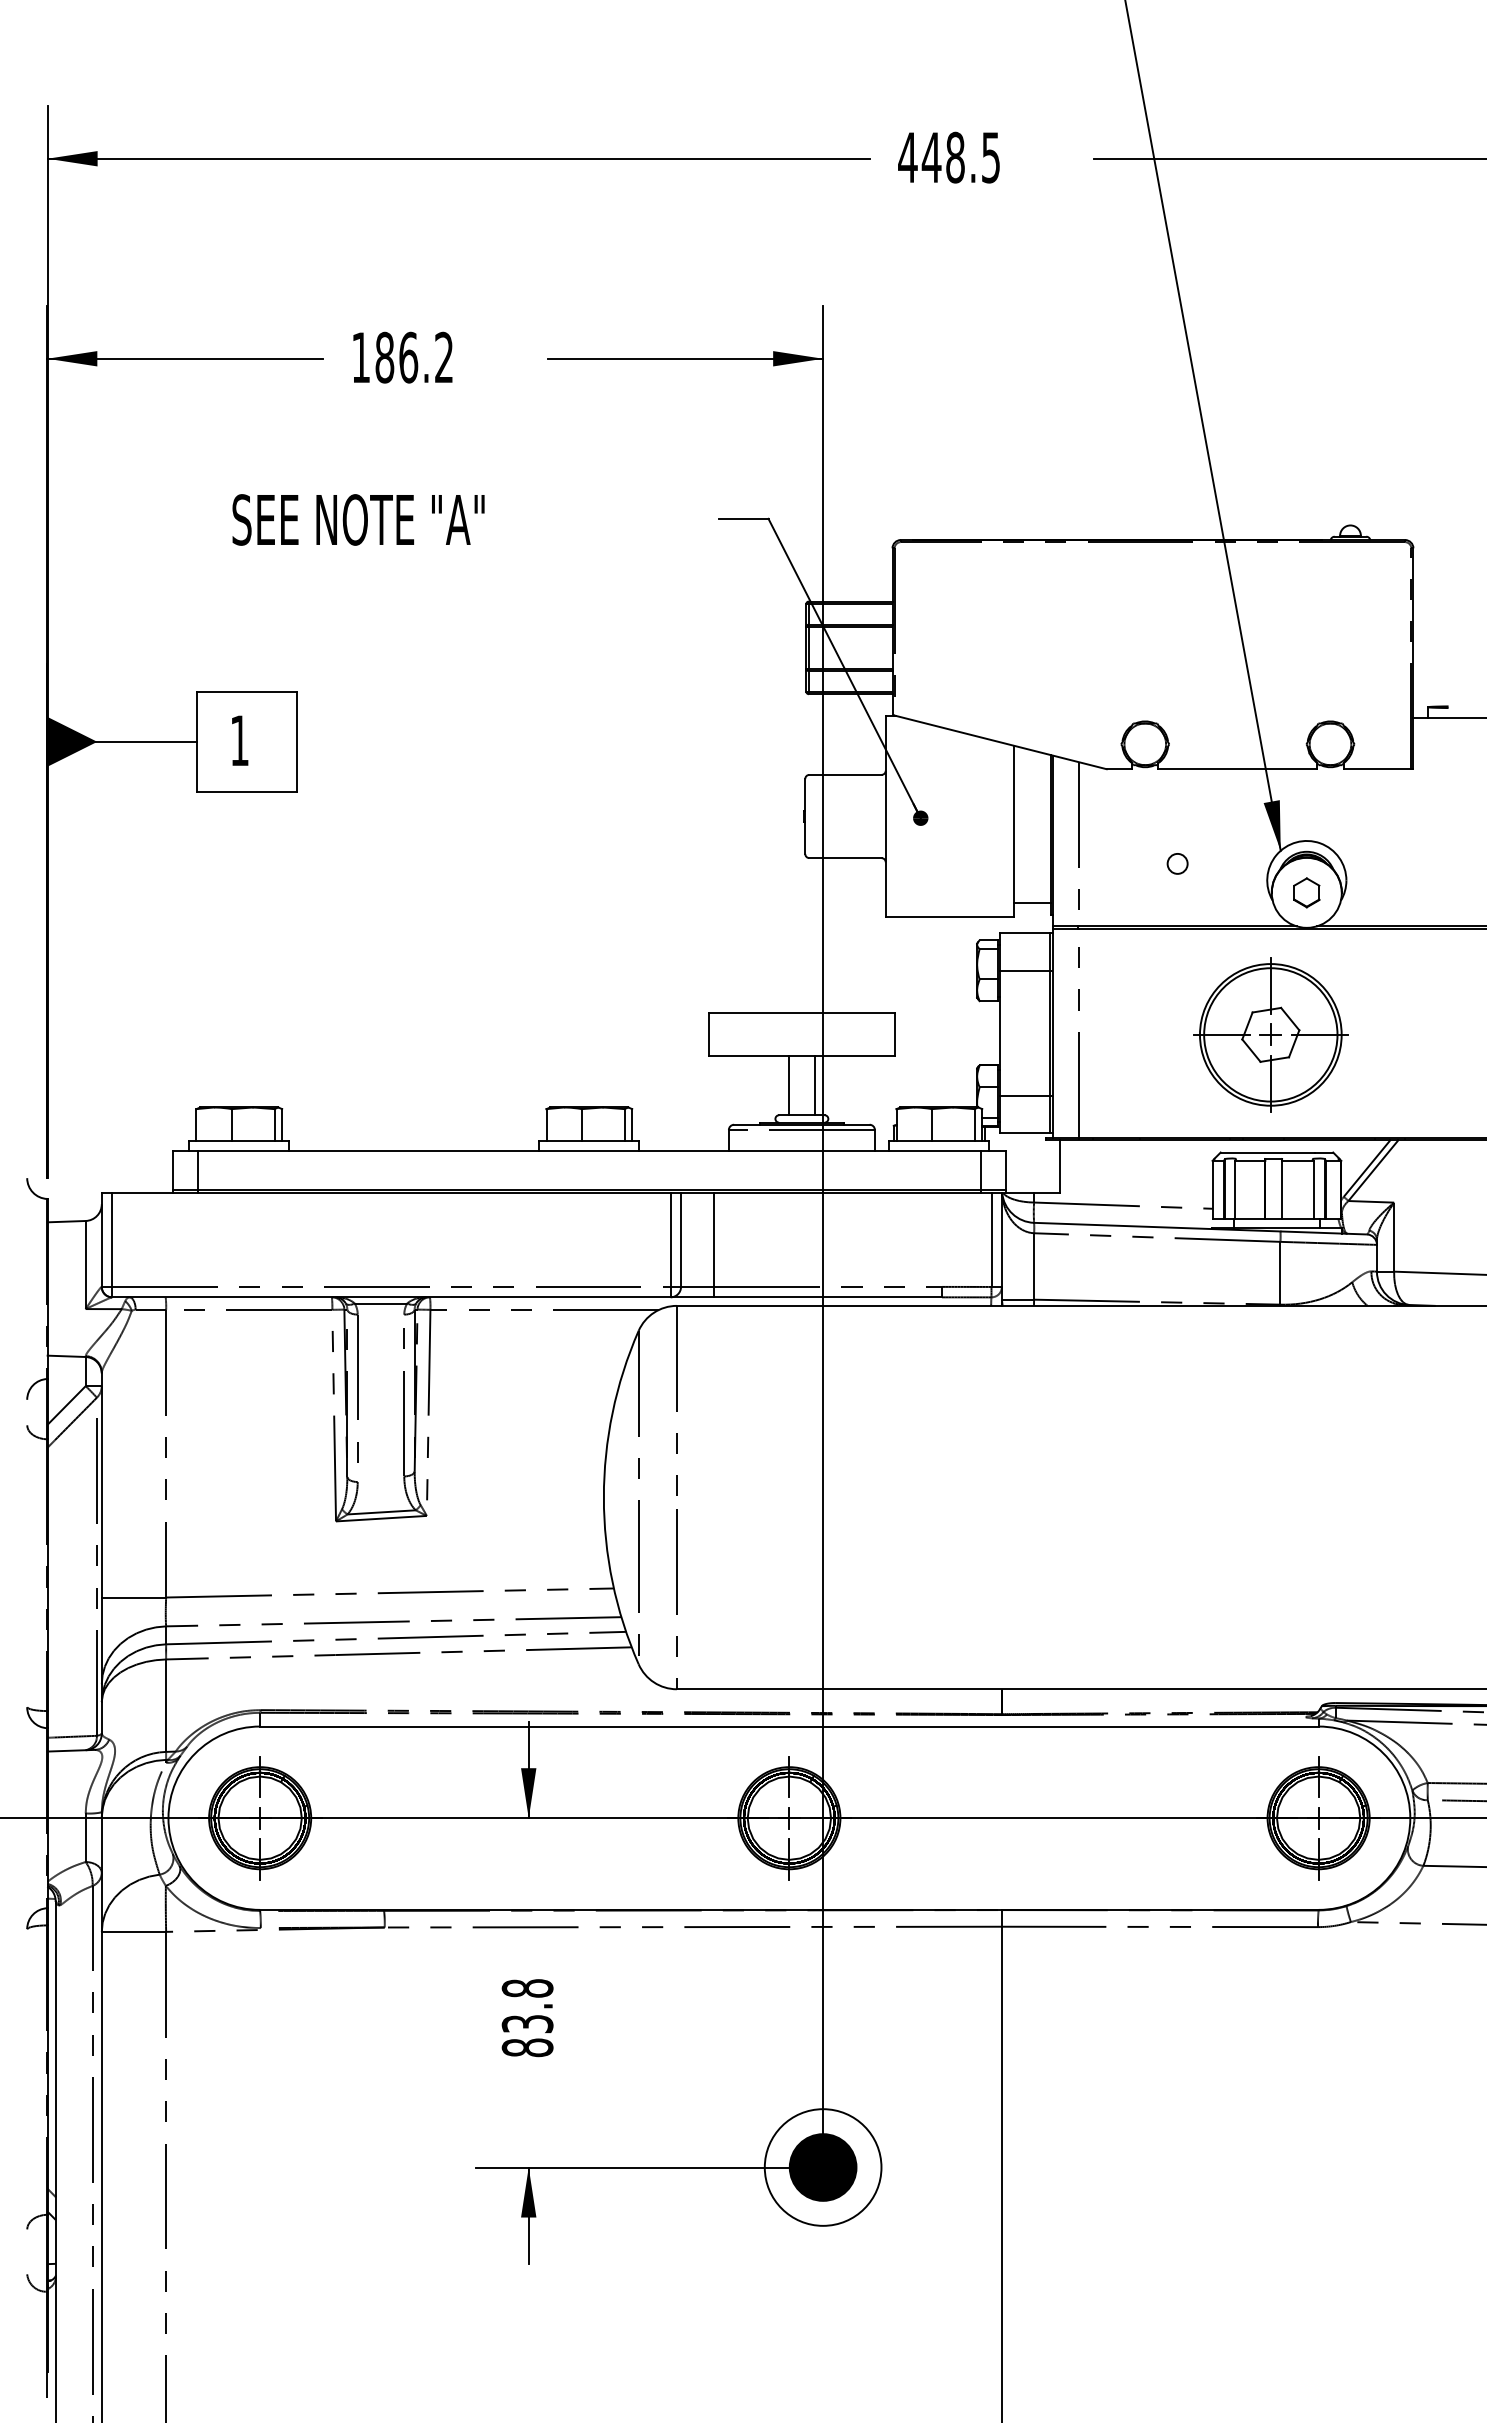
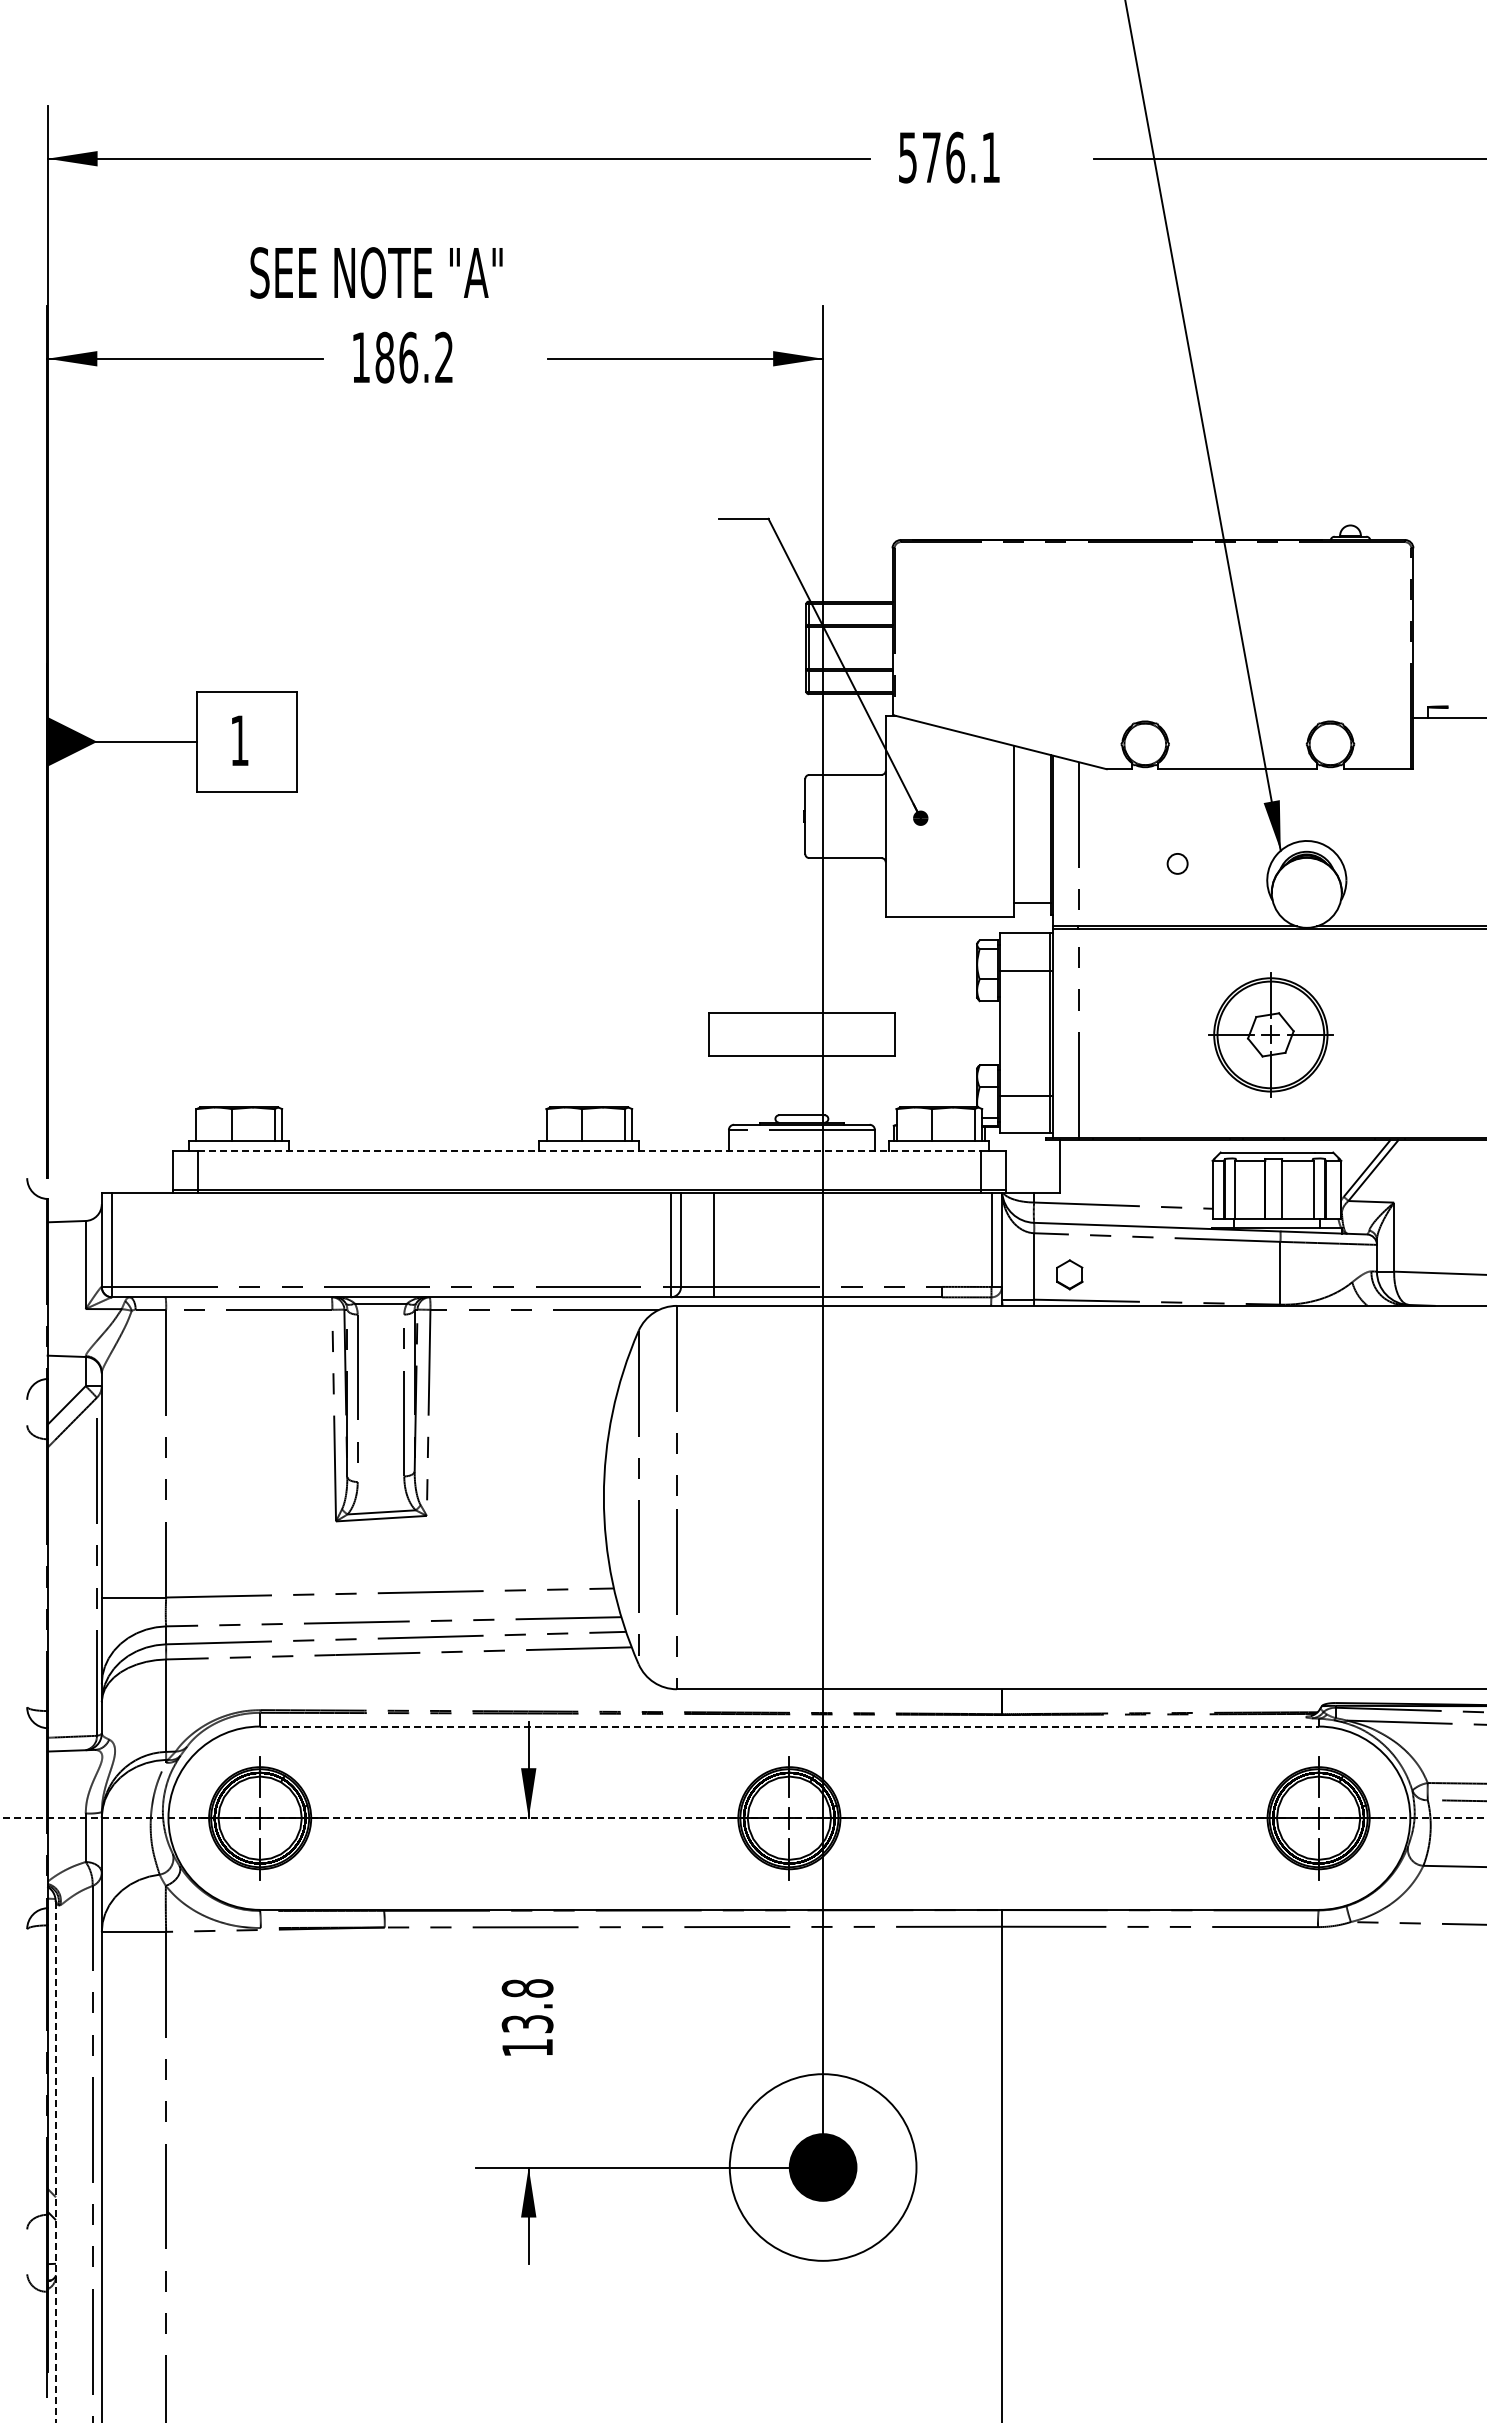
text: 448.5 -> 576.1 (948, 157)
text position: (358, 519) -> (376, 272) (376, 272)
part position: (1306, 892) -> (1069, 1274) (1069, 1274)
part size: 156x156 px -> 126x126 px (1270, 1034)
line: present -> none (788, 1085)
line: present -> none (815, 1085)
line: solid -> dashed (589, 1151)
line: solid -> dashed (789, 1726)
line: solid -> dashed (743, 1818)
text: 83.8 -> 13.8 (527, 2047)
line: solid -> dashed (55, 2163)
circle diameter: 117 px -> 187 px (822, 2167)
